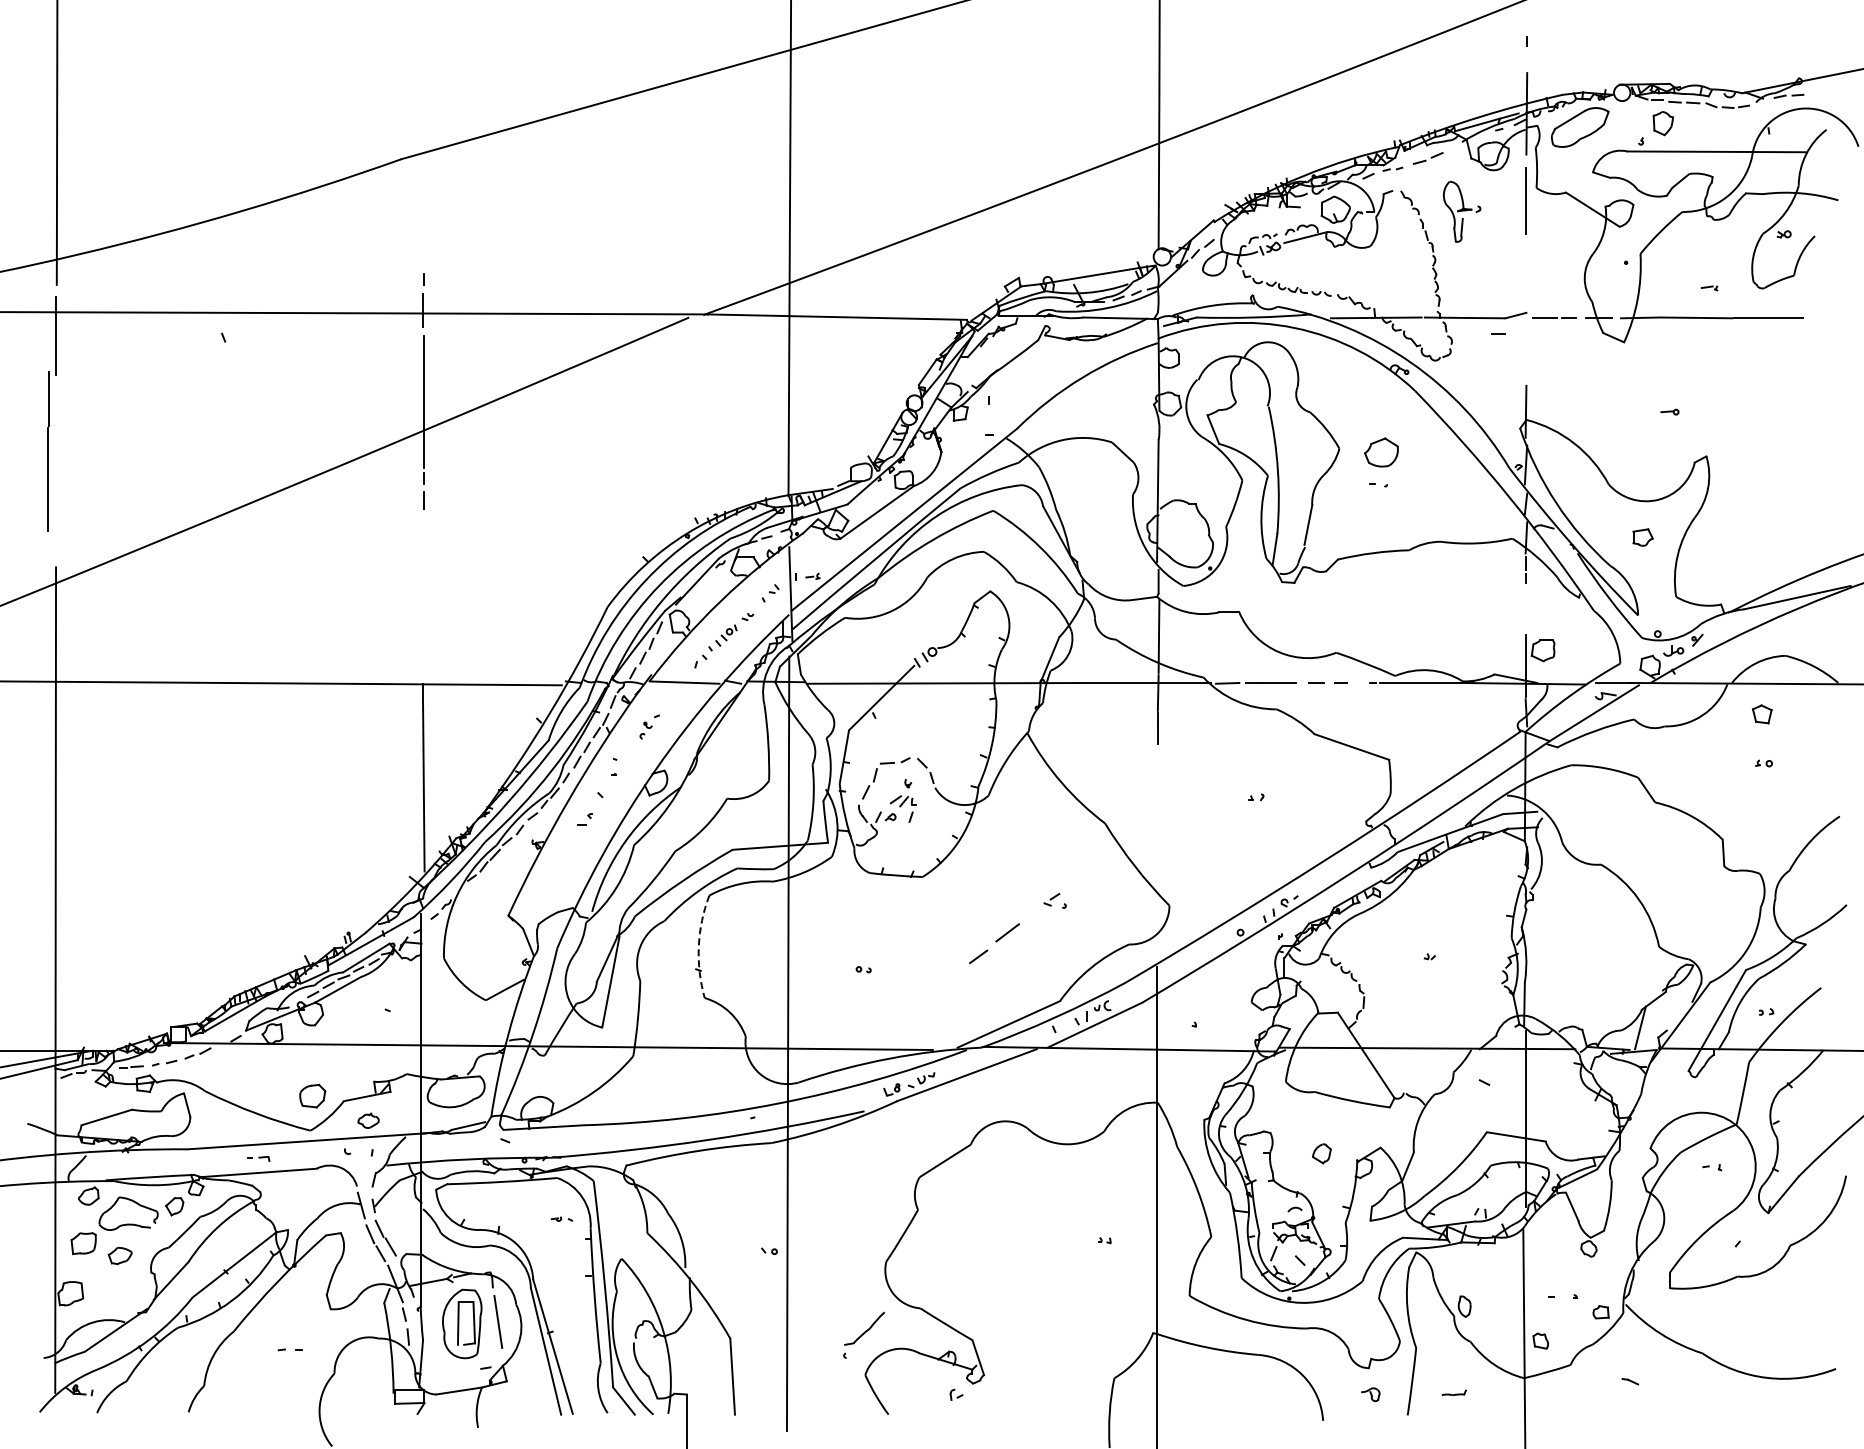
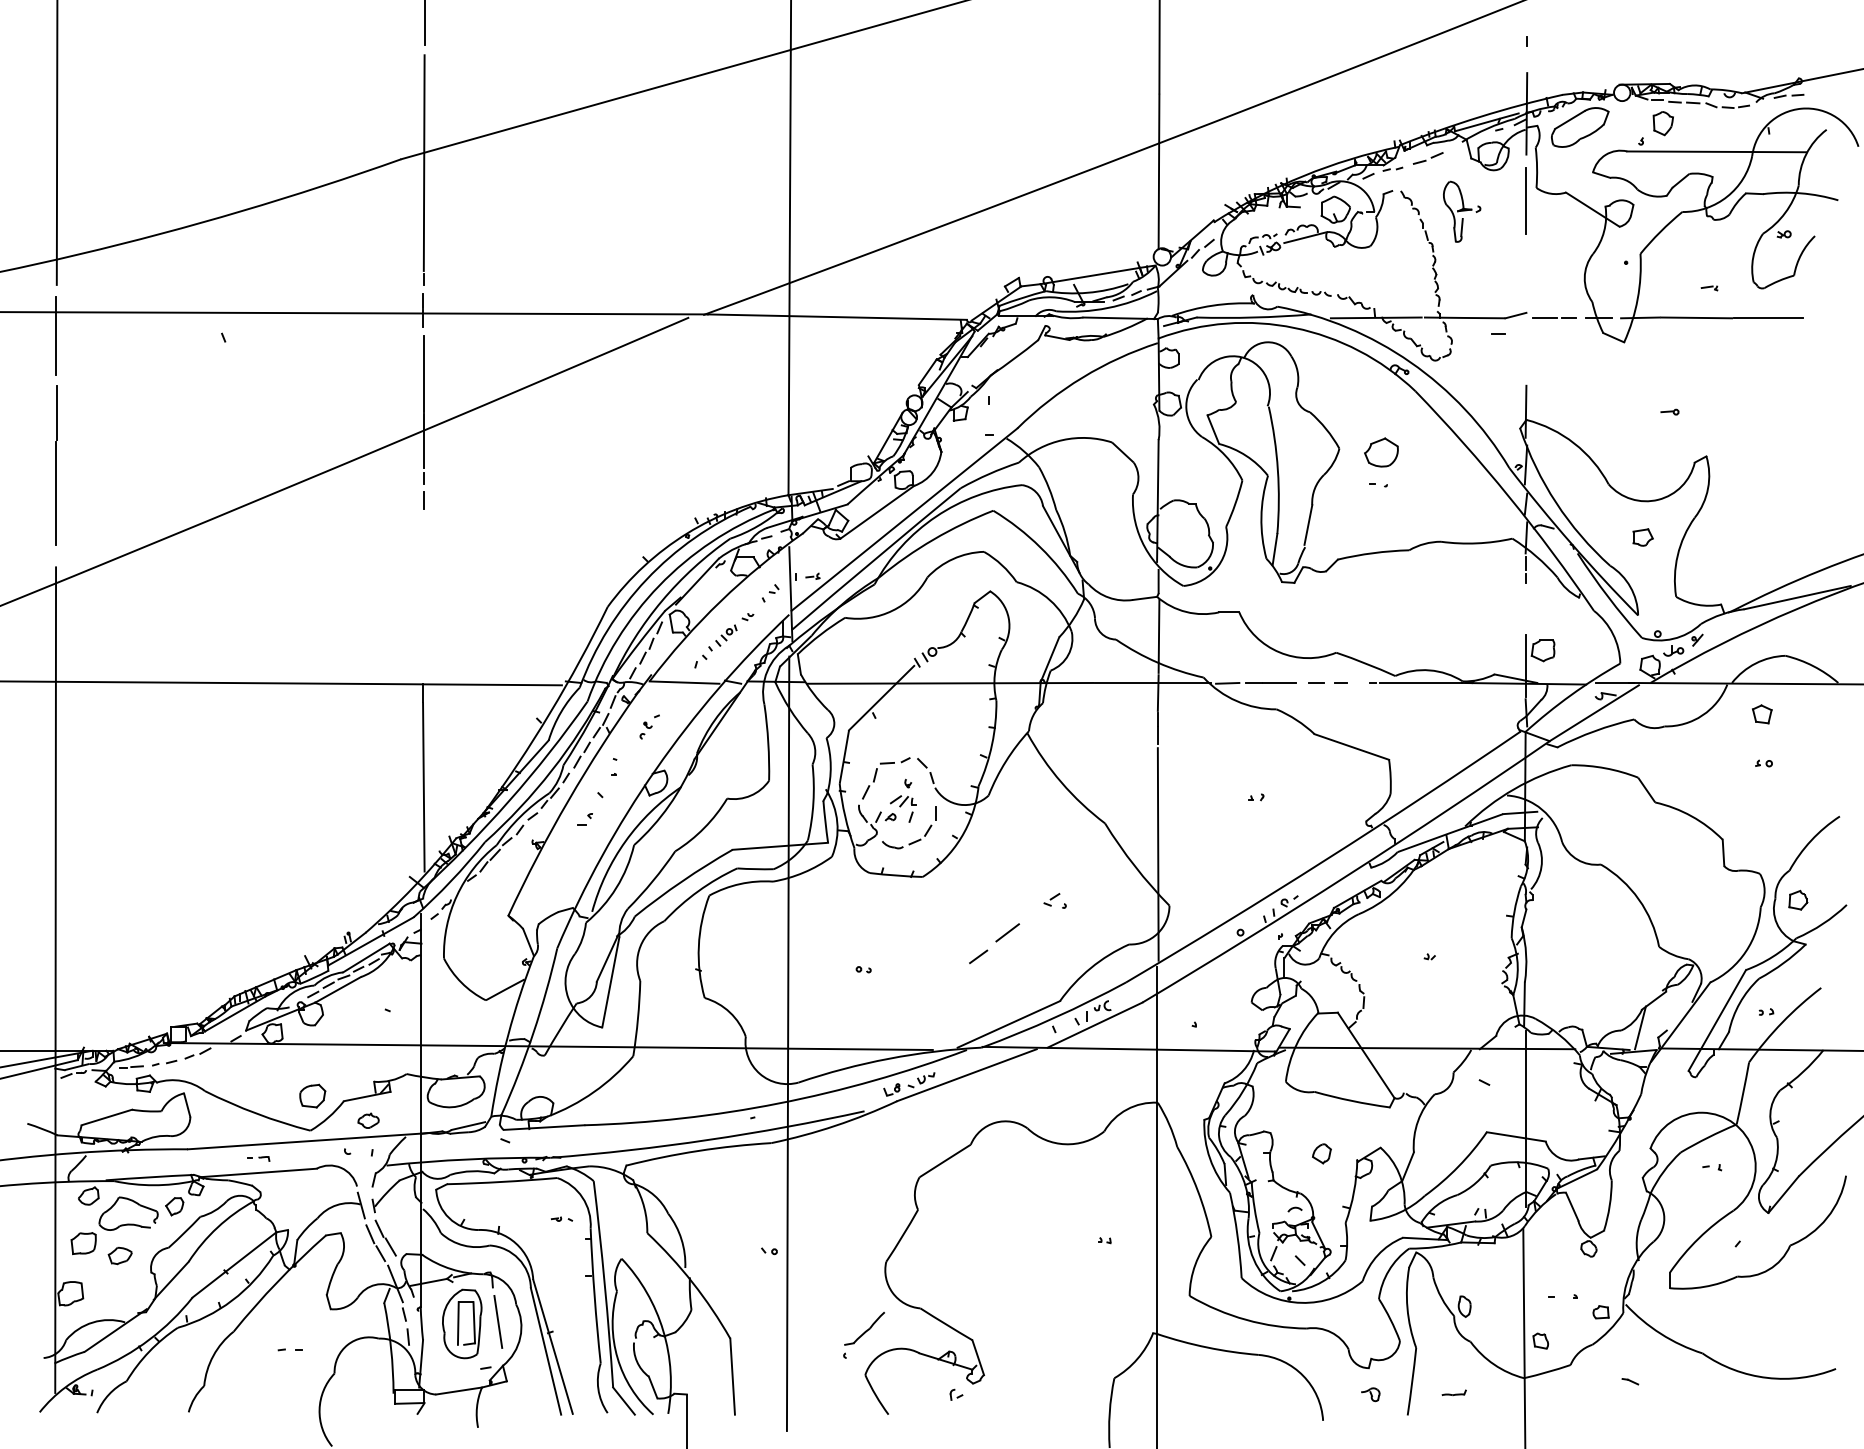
line: none -> present (424, 23)
line: none -> present (423, 162)
line position: (48, 451) -> (56, 465) (56, 465)
part: none -> present (915, 840)
line: none -> present (1157, 854)
part: none -> present (1798, 899)
arc: dashed -> solid (698, 946)
